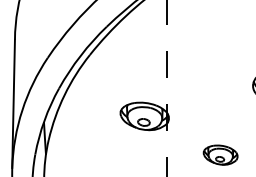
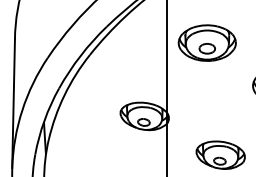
part: none -> present (206, 42)
line: dashed -> solid (167, 88)
part size: 37x22 px -> 51x30 px (220, 154)
